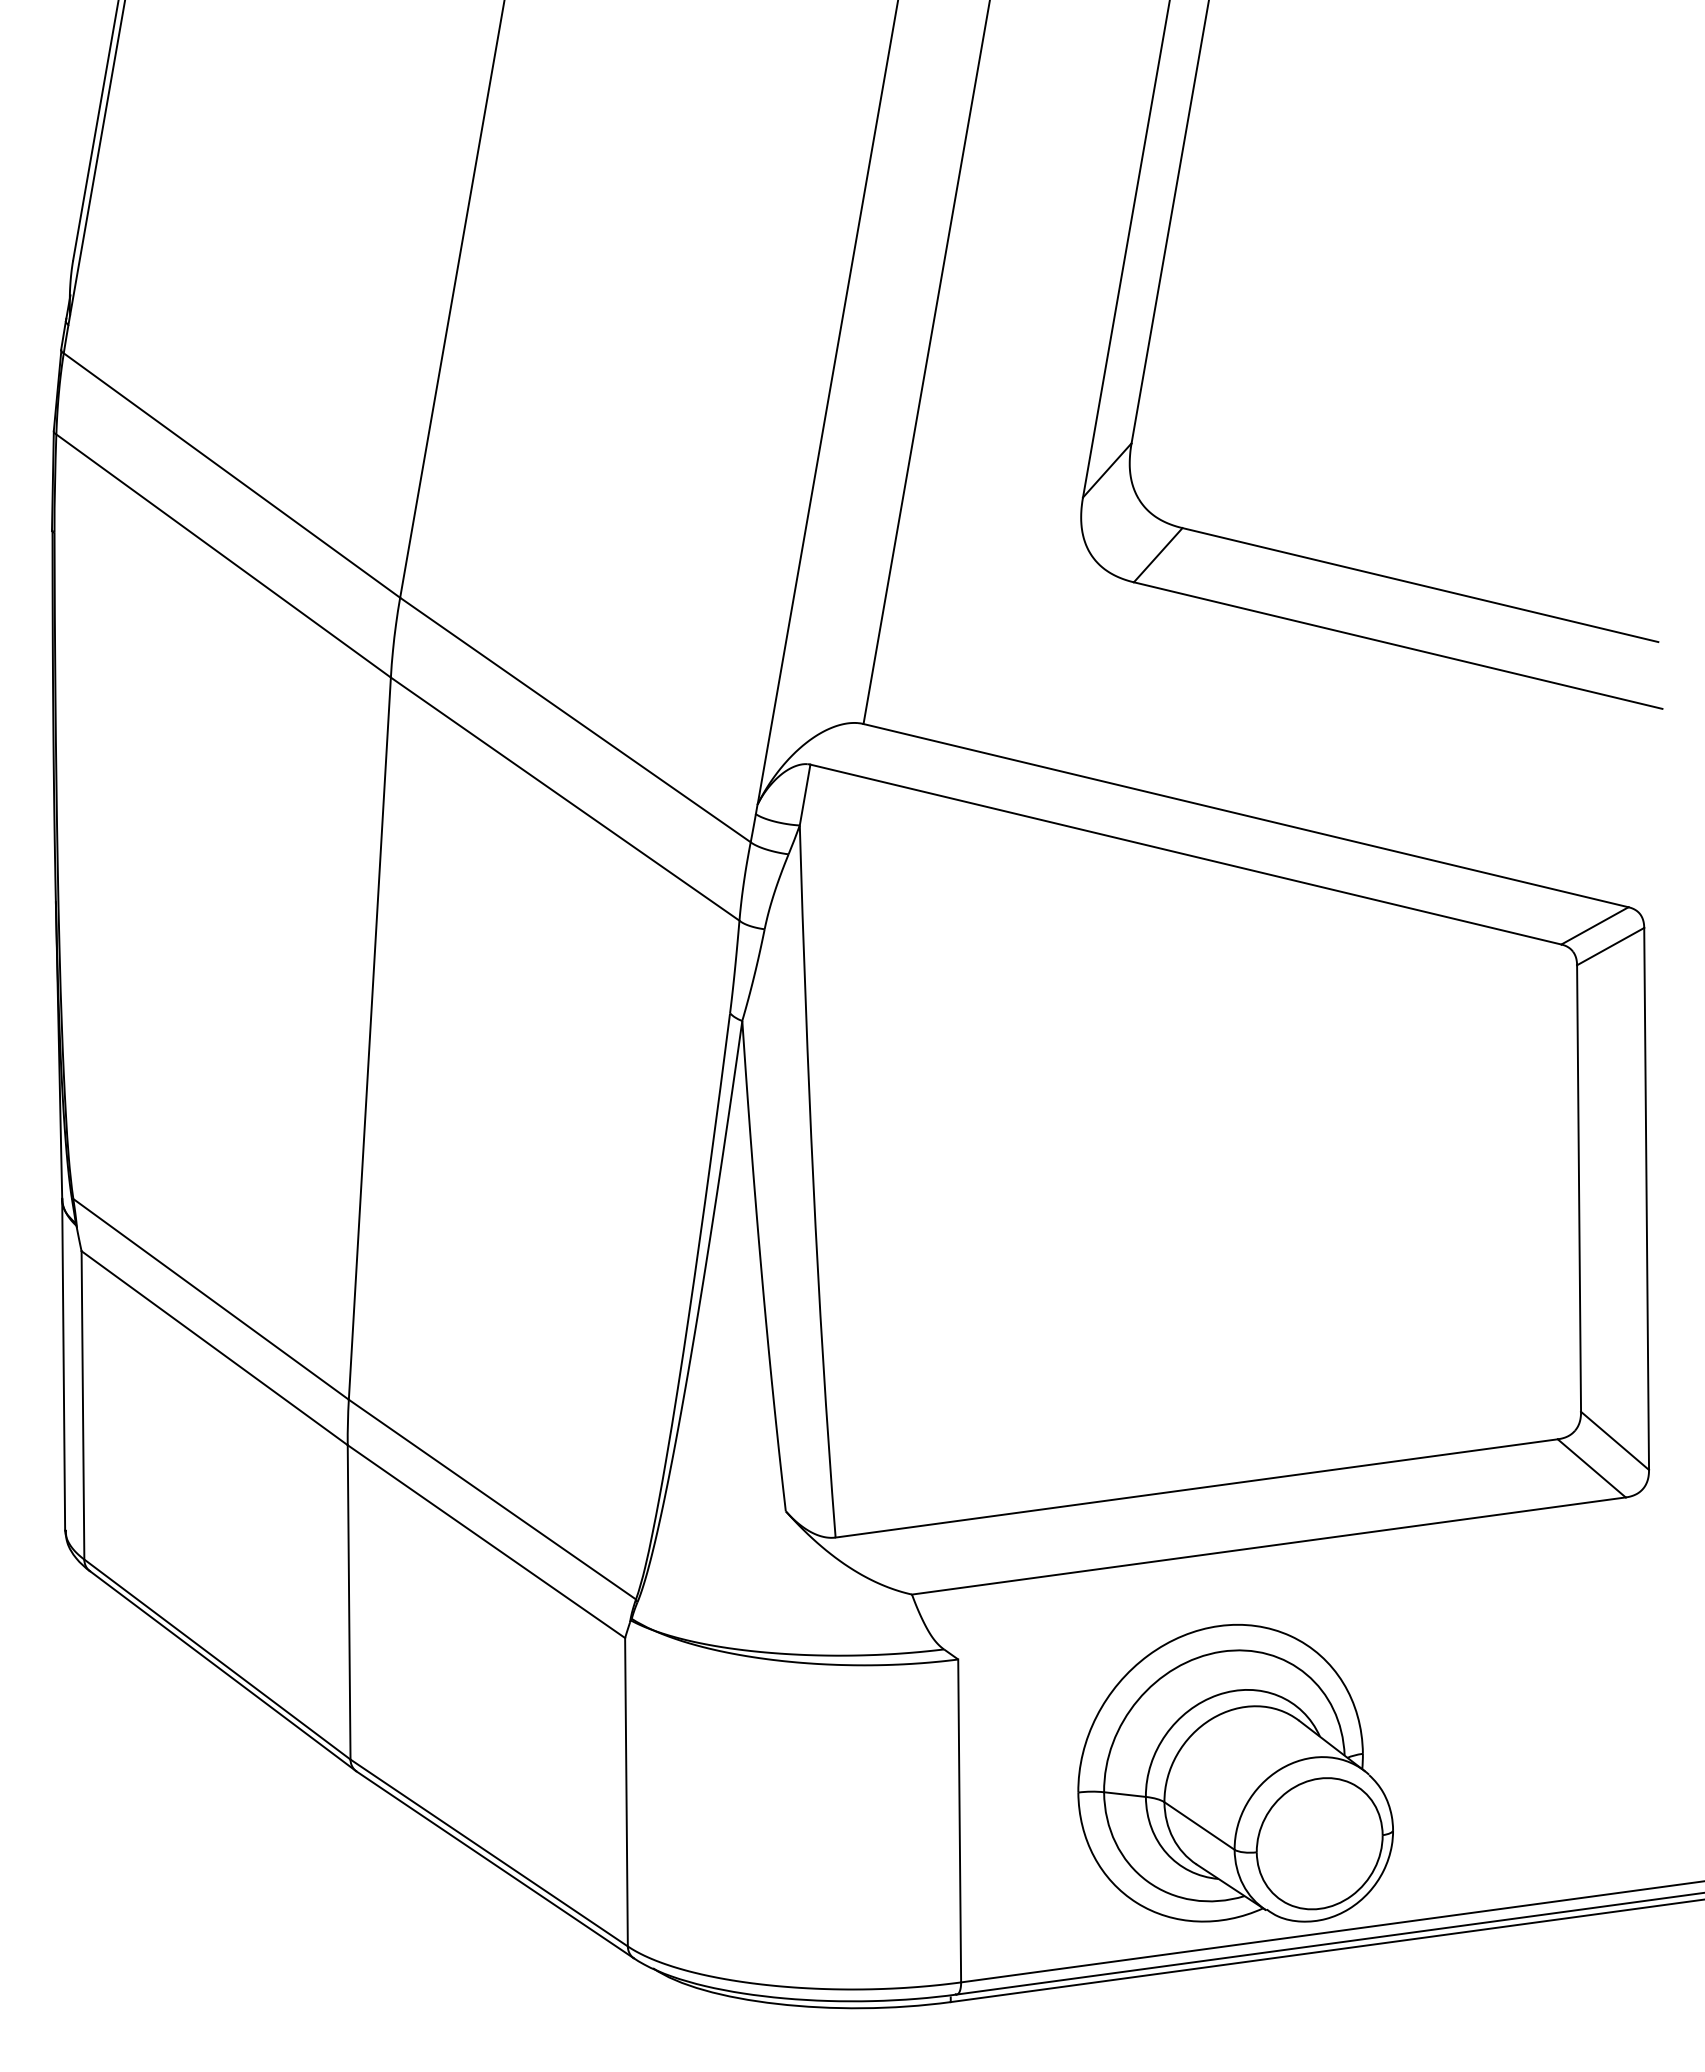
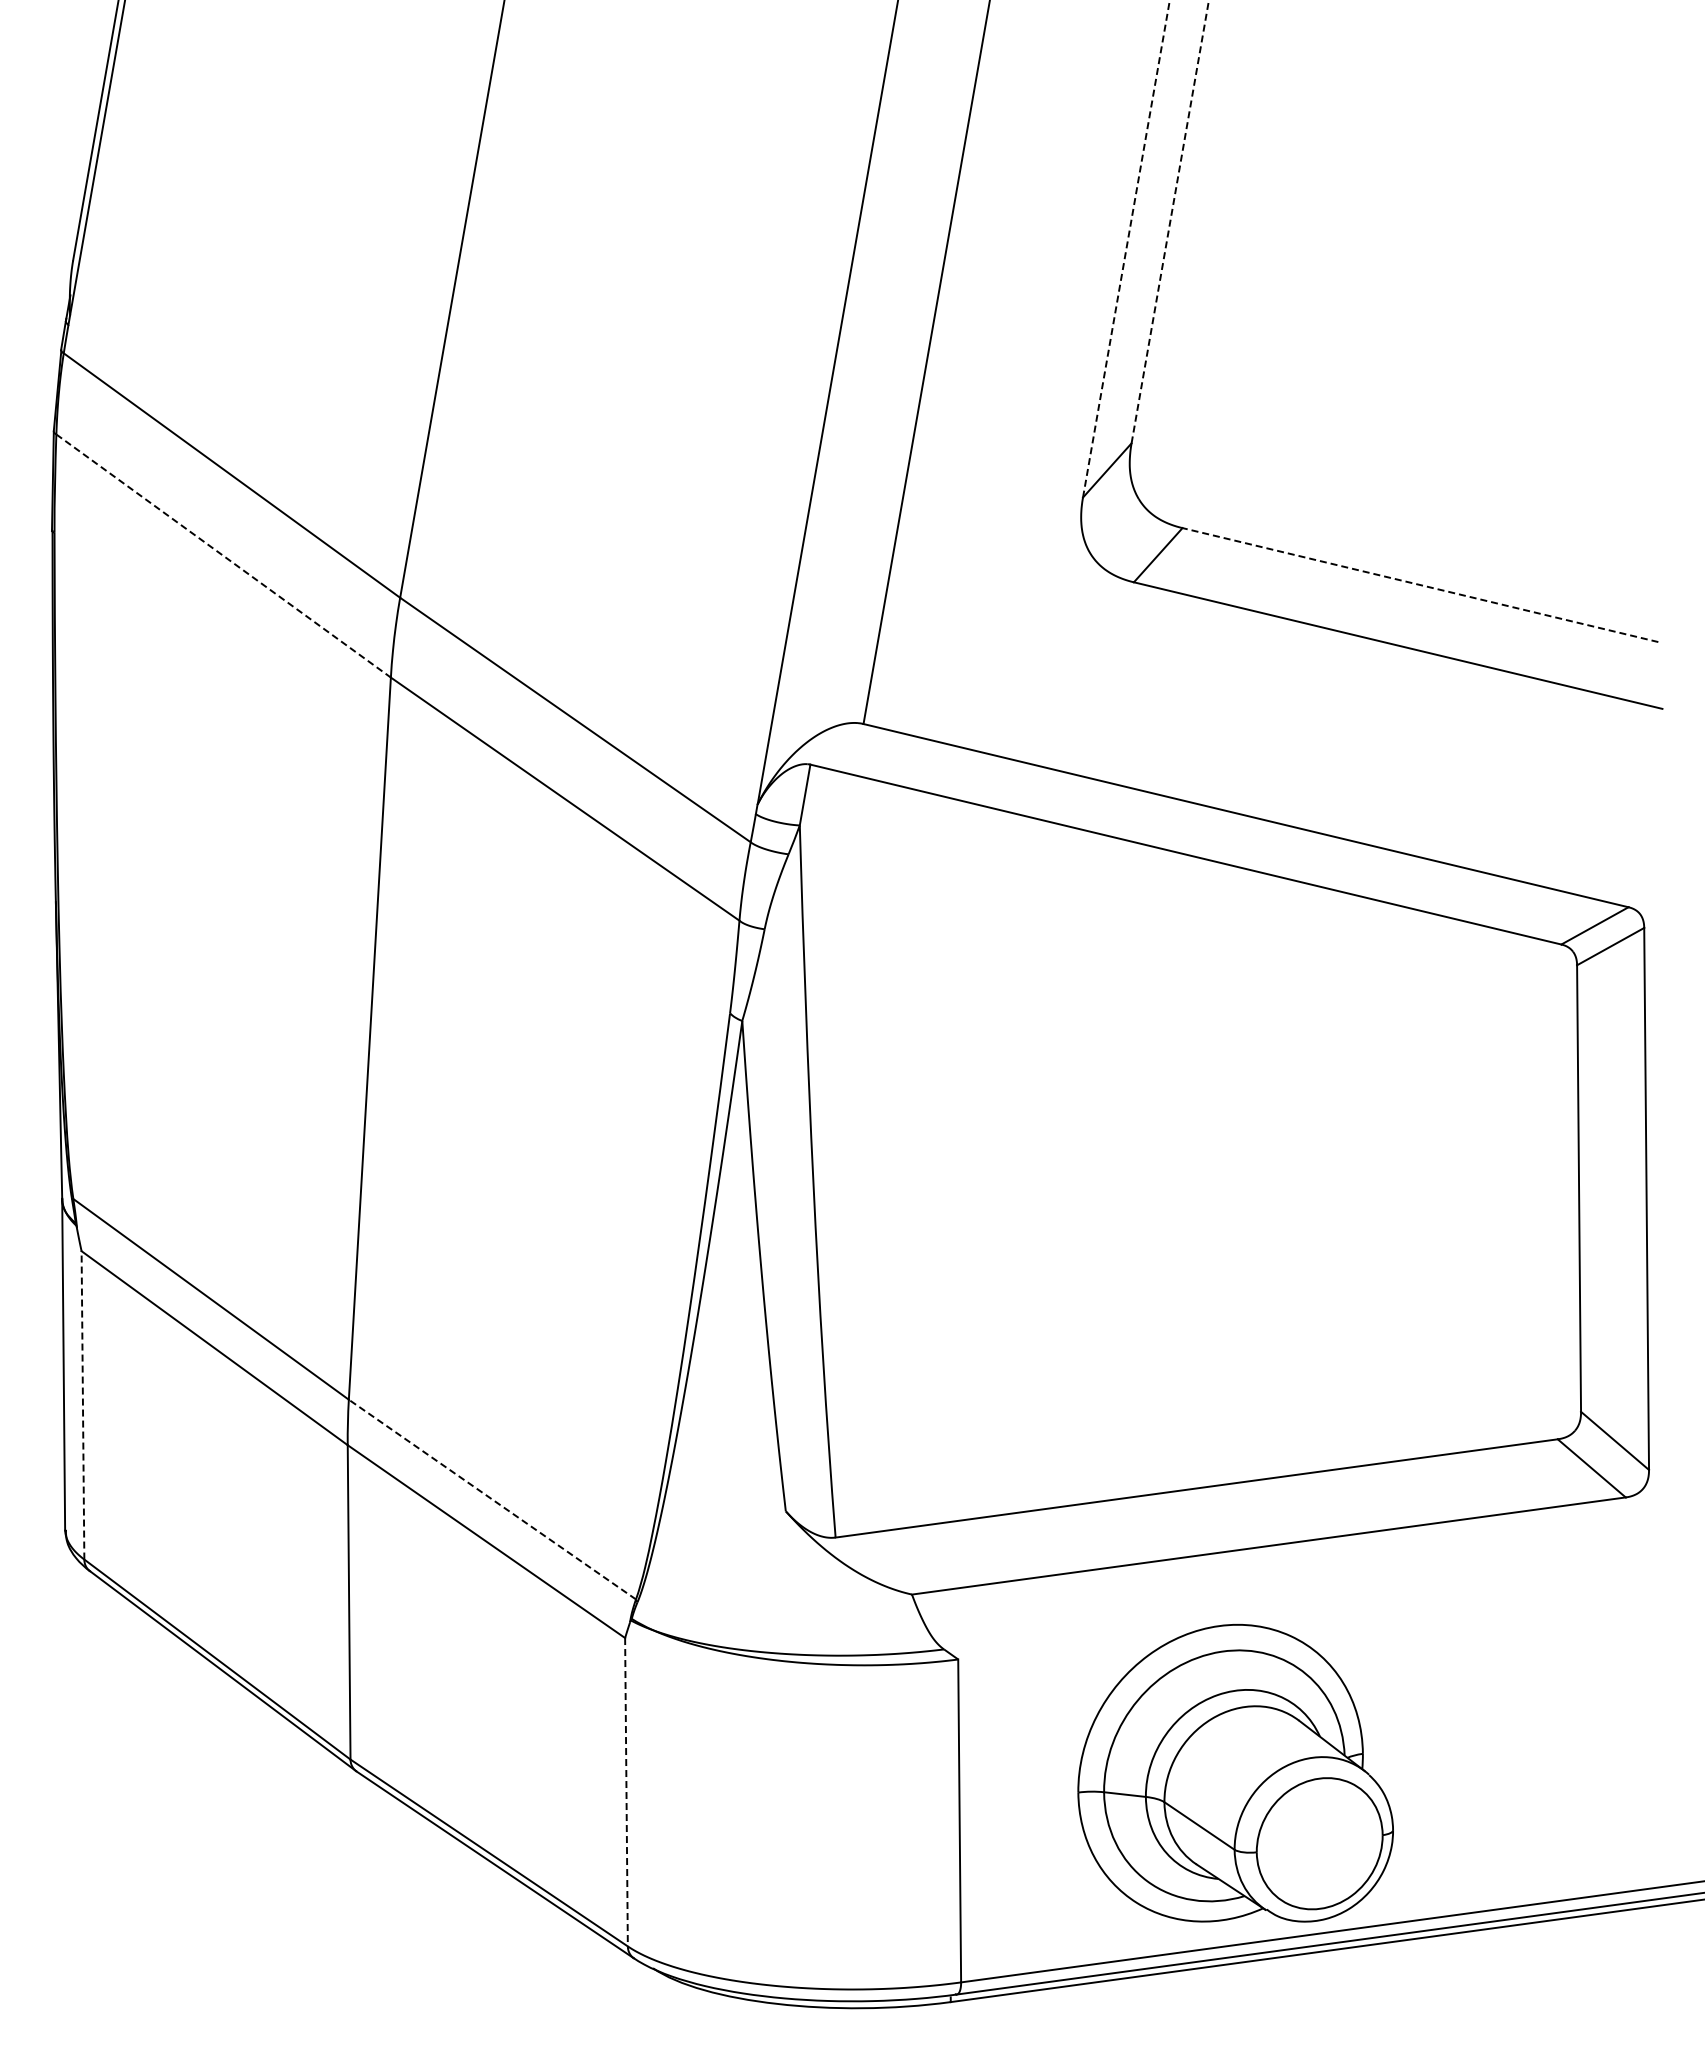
line: solid -> dashed (1170, 221)
line: solid -> dashed (1126, 248)
line: solid -> dashed (223, 556)
line: solid -> dashed (1420, 585)
line: solid -> dashed (82, 1404)
line: solid -> dashed (492, 1499)
line: solid -> dashed (626, 1792)
